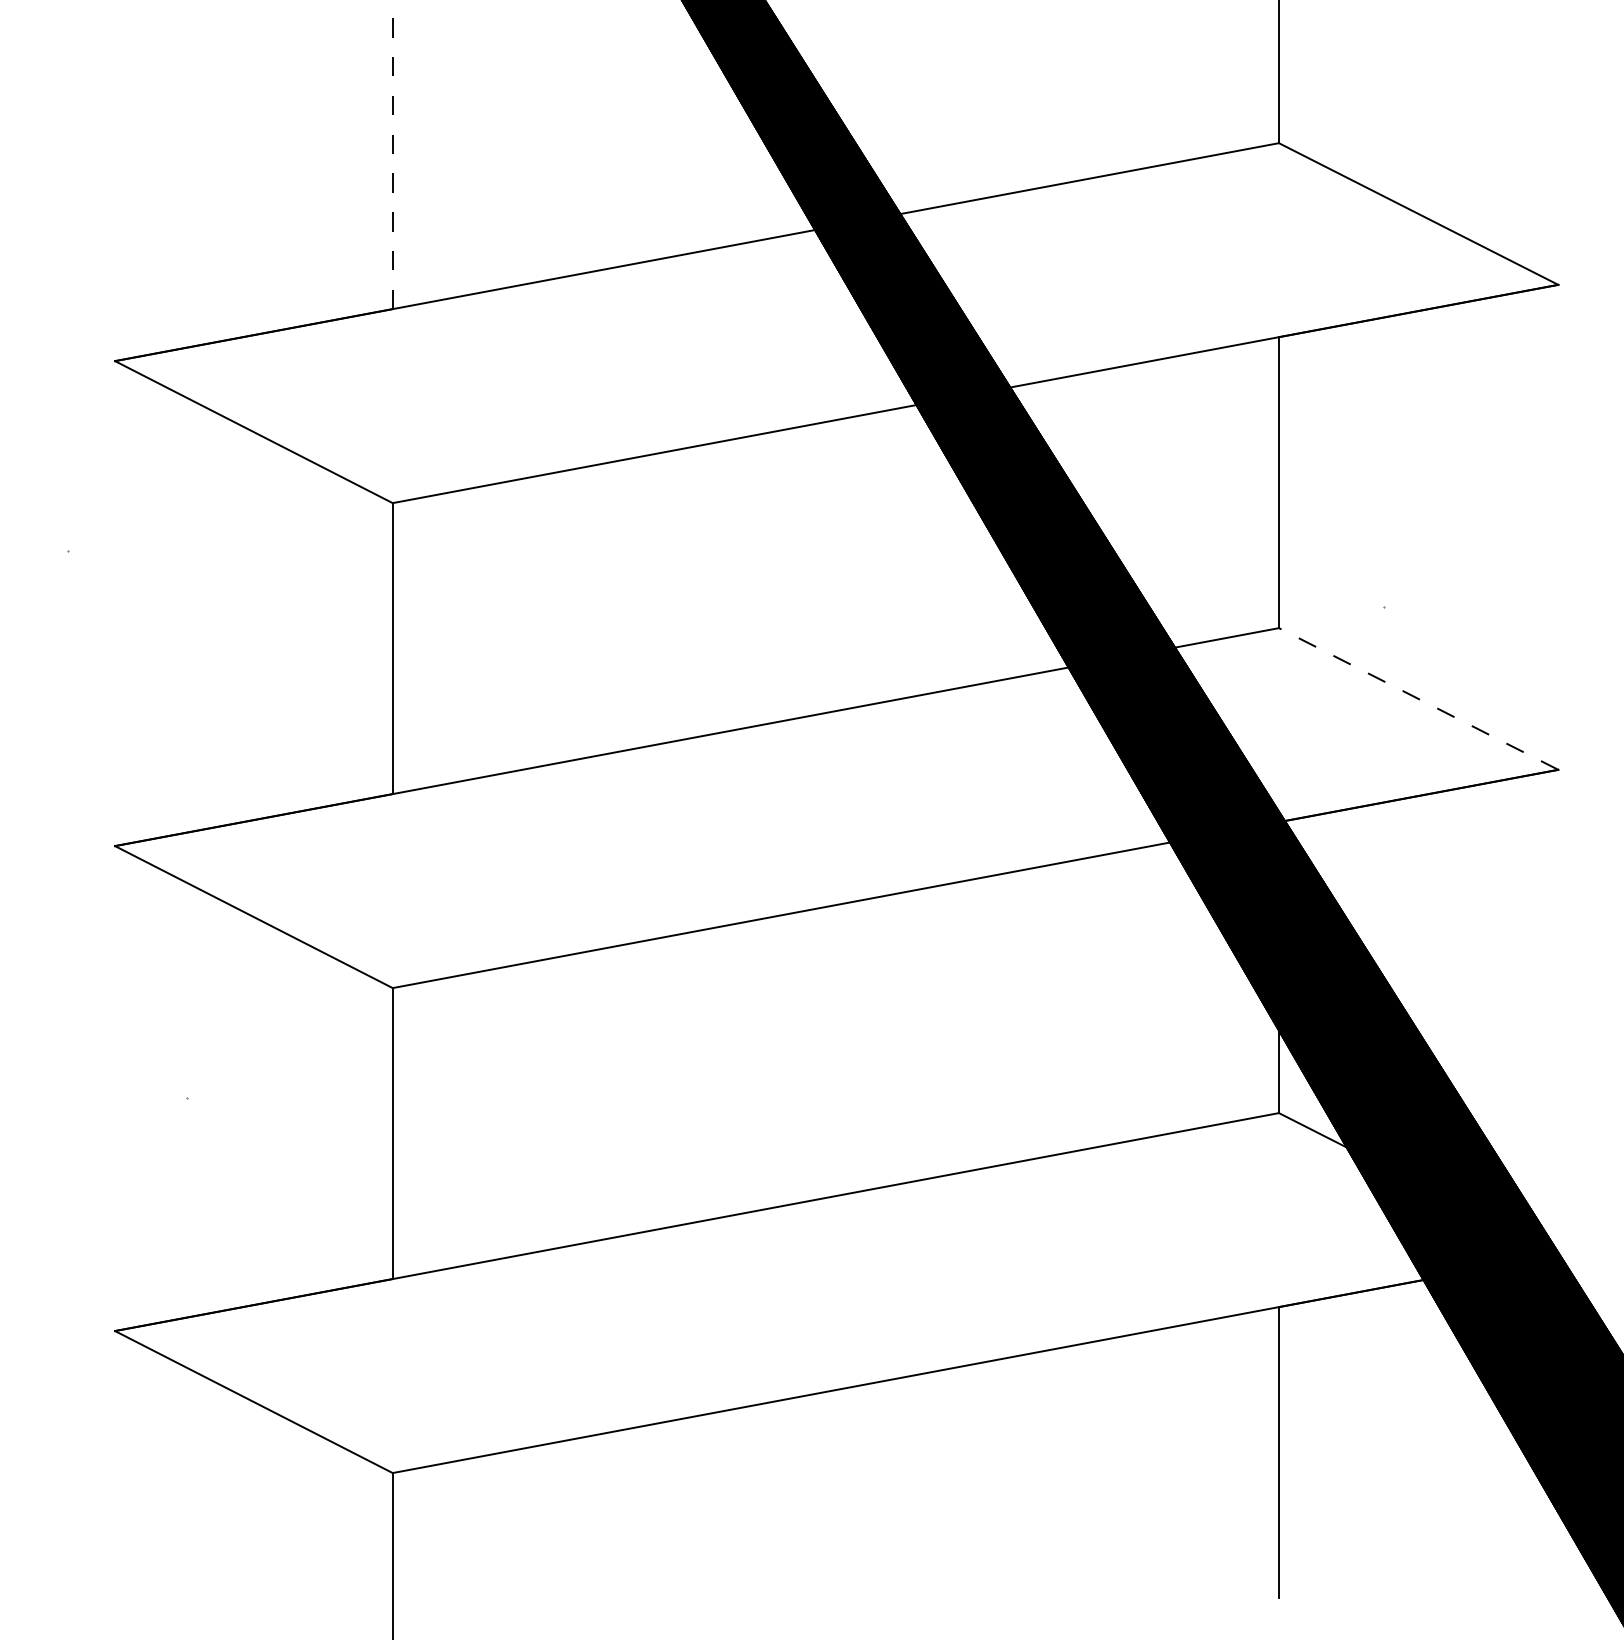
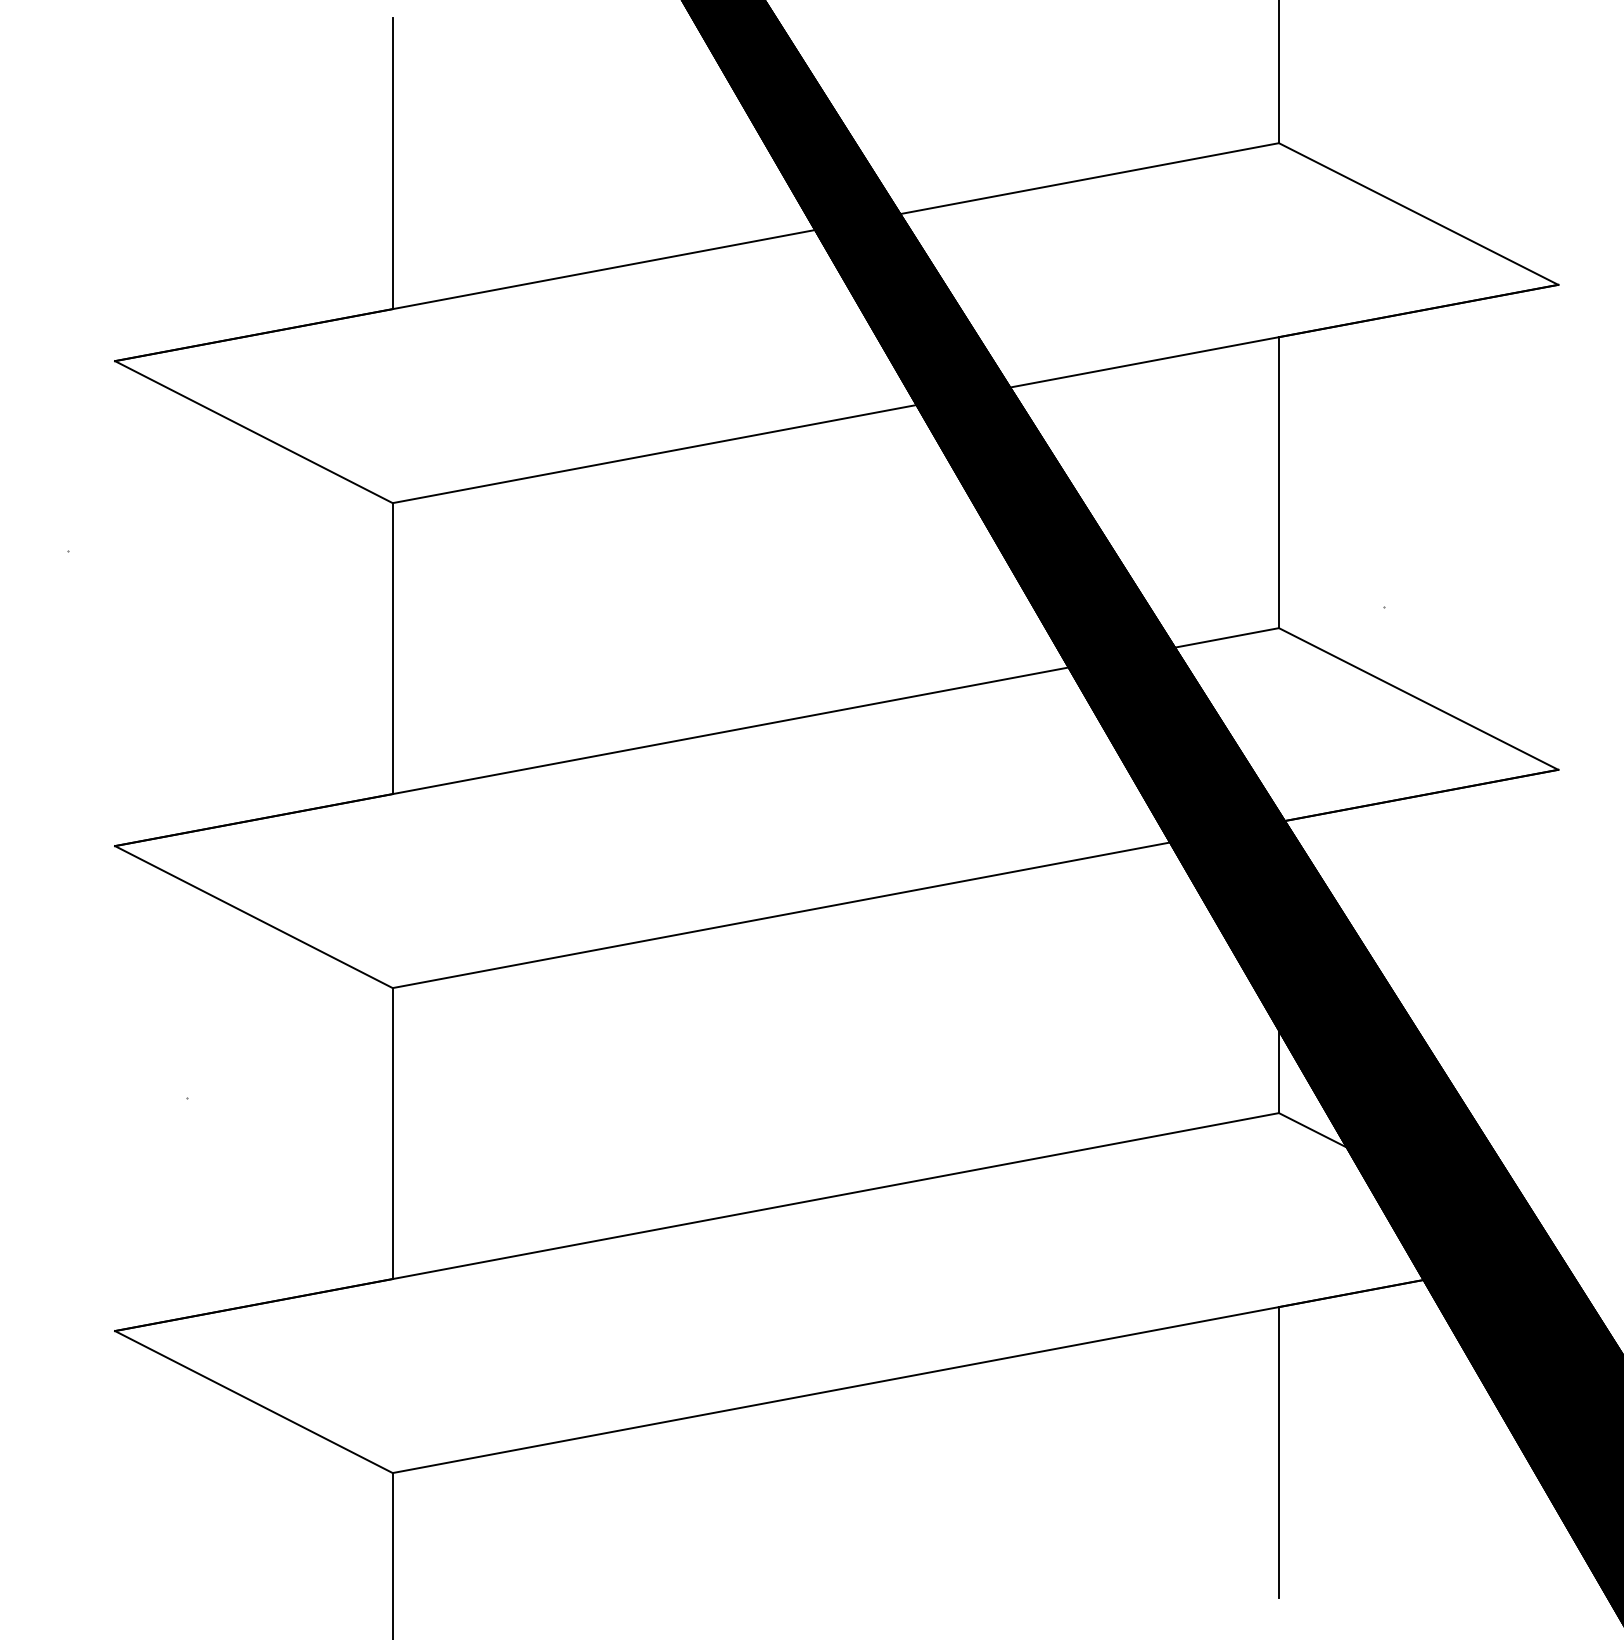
line: dashed -> solid (392, 164)
line: dashed -> solid (1418, 698)
